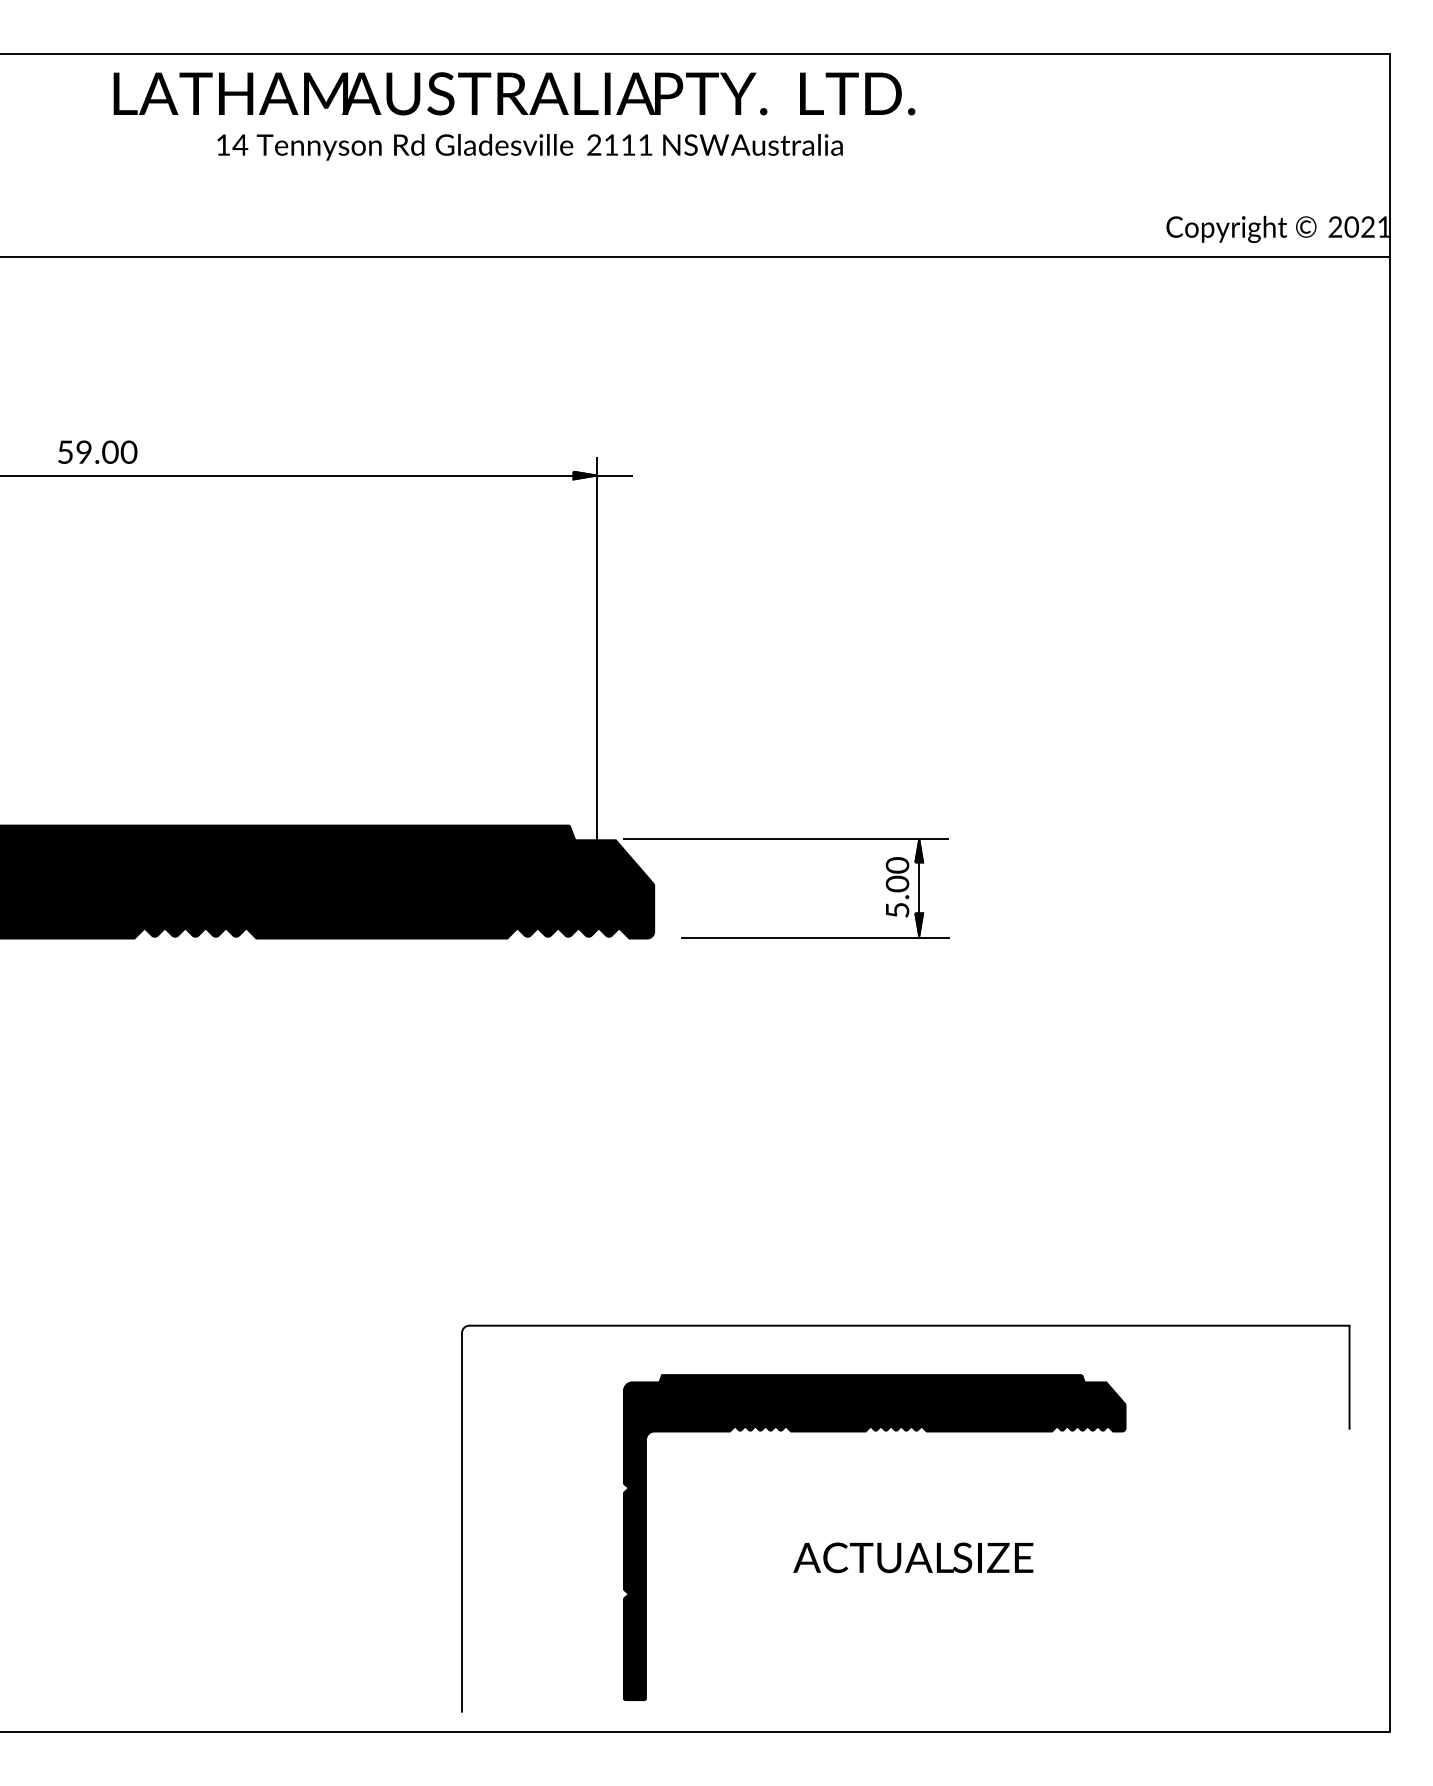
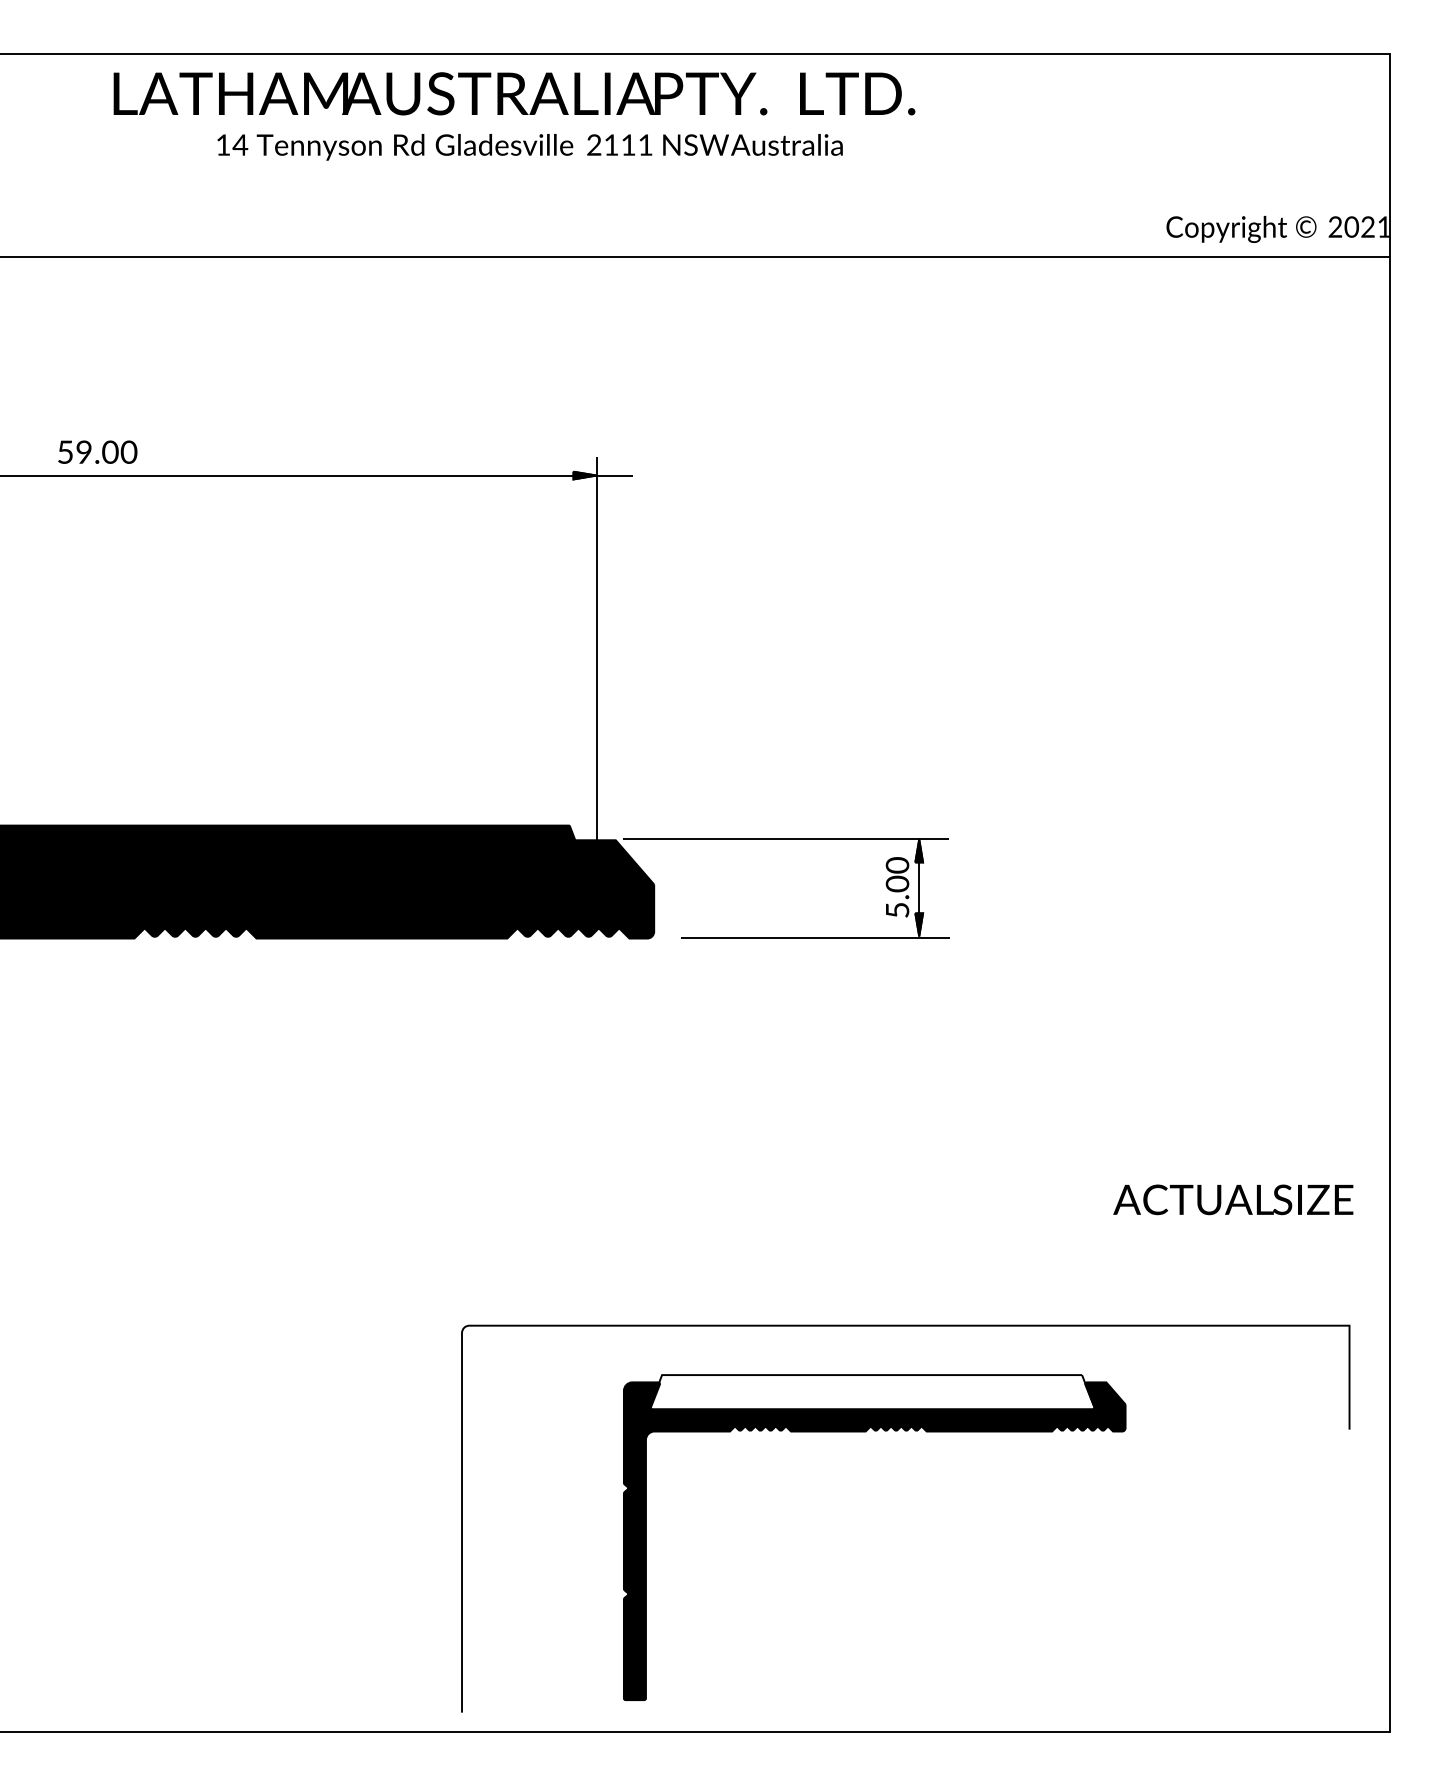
fill: present -> none (871, 1392)
text position: (913, 1557) -> (1233, 1199) (1233, 1199)
